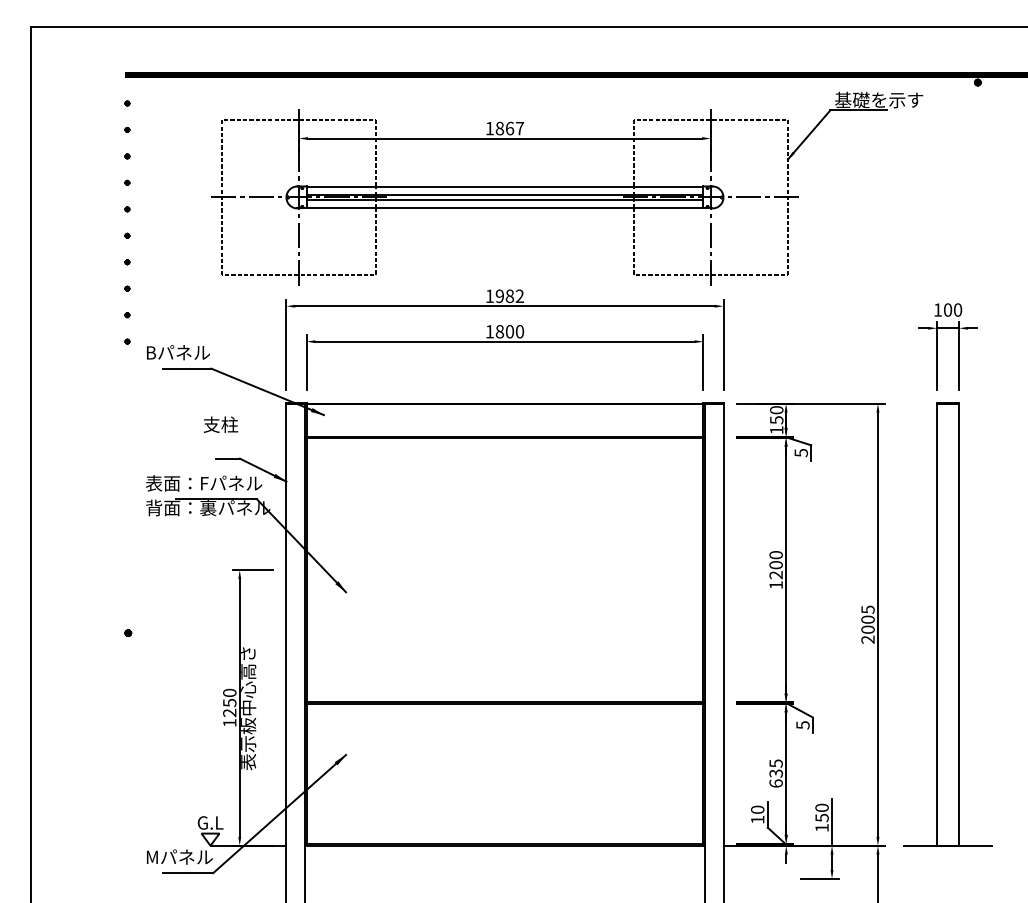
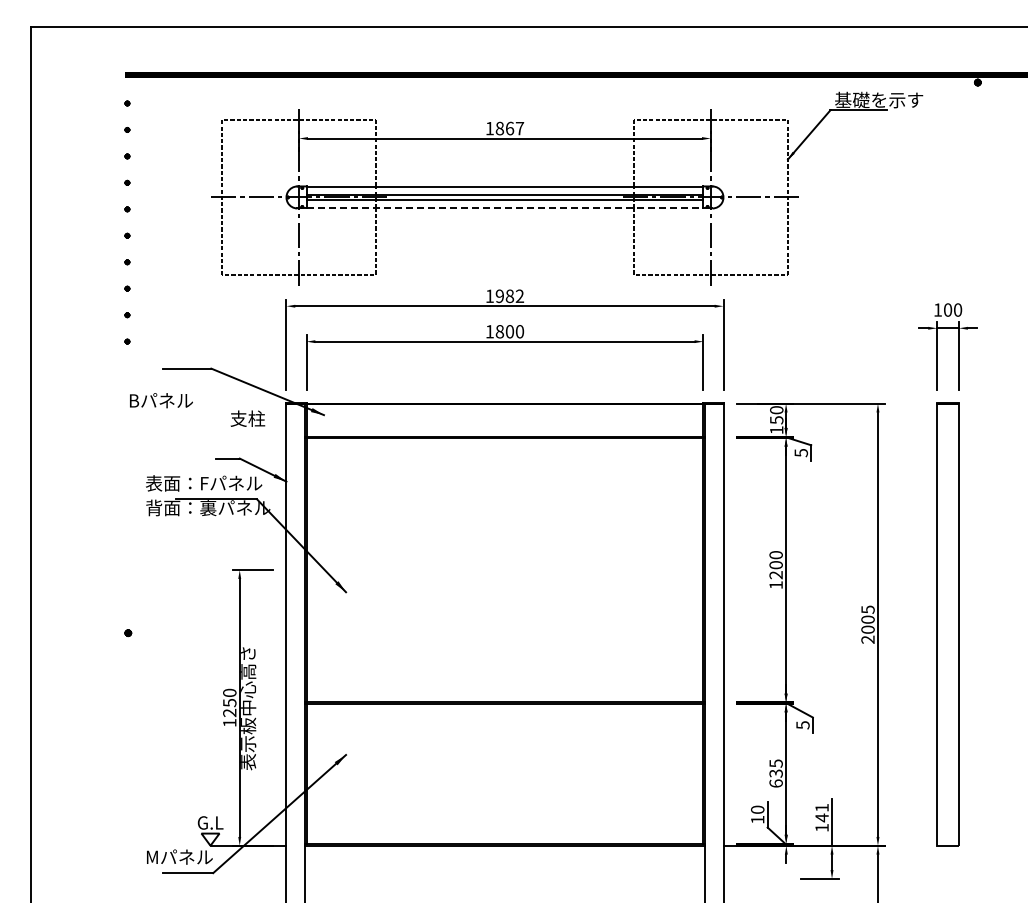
line: solid -> dashed (505, 208)
text position: (178, 352) -> (161, 400) (161, 400)
text position: (220, 424) -> (247, 418) (247, 418)
text: 150 -> 141 (821, 812)
line: present -> none (948, 845)
